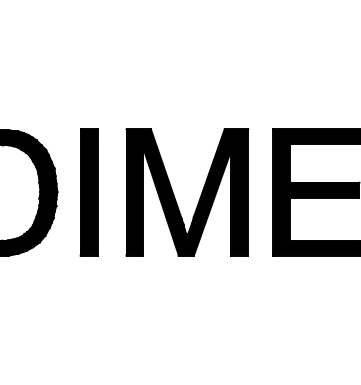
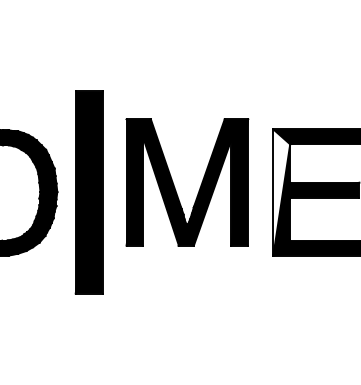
part size: 20x129 px -> 30x205 px (88, 192)
fill: present -> none (281, 192)
part position: (175, 197) -> (175, 187) (175, 187)
